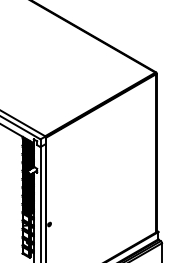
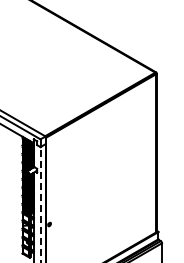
line: solid -> dashed (40, 205)
